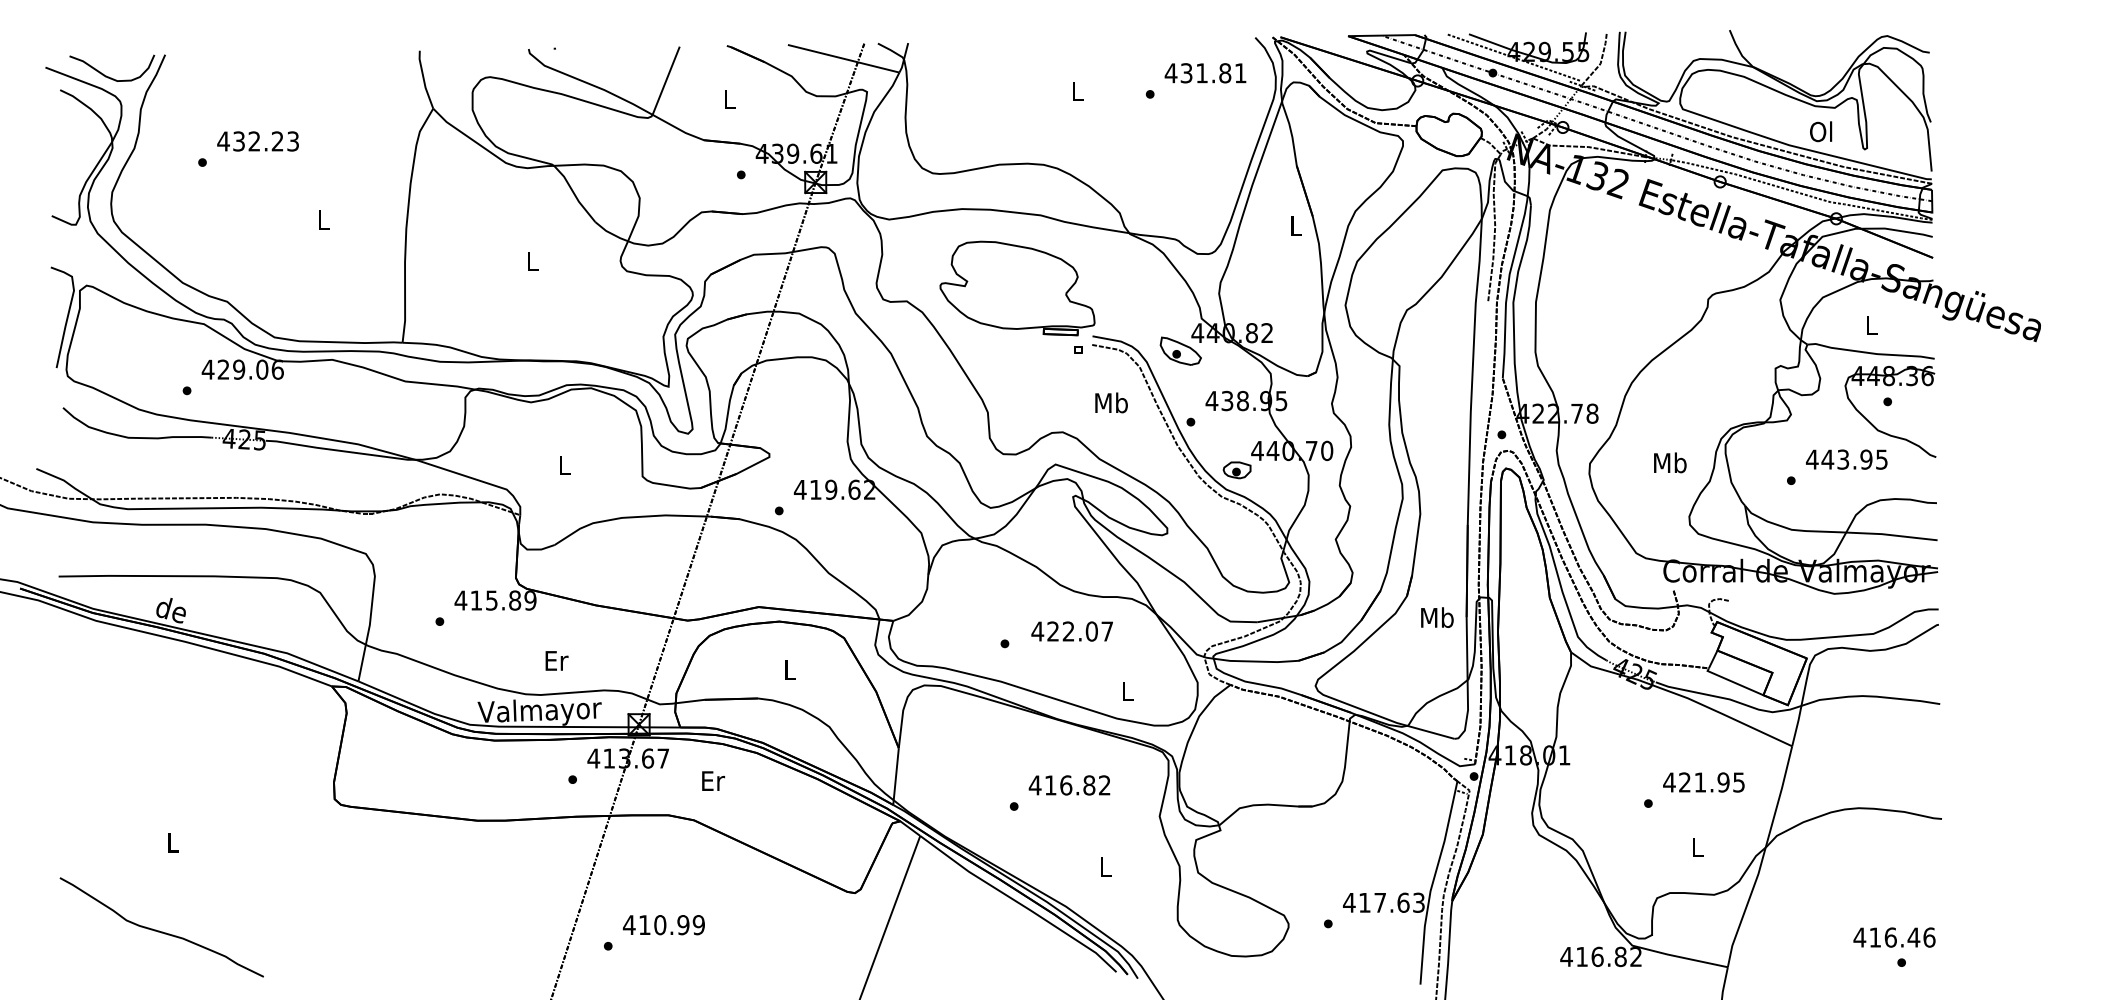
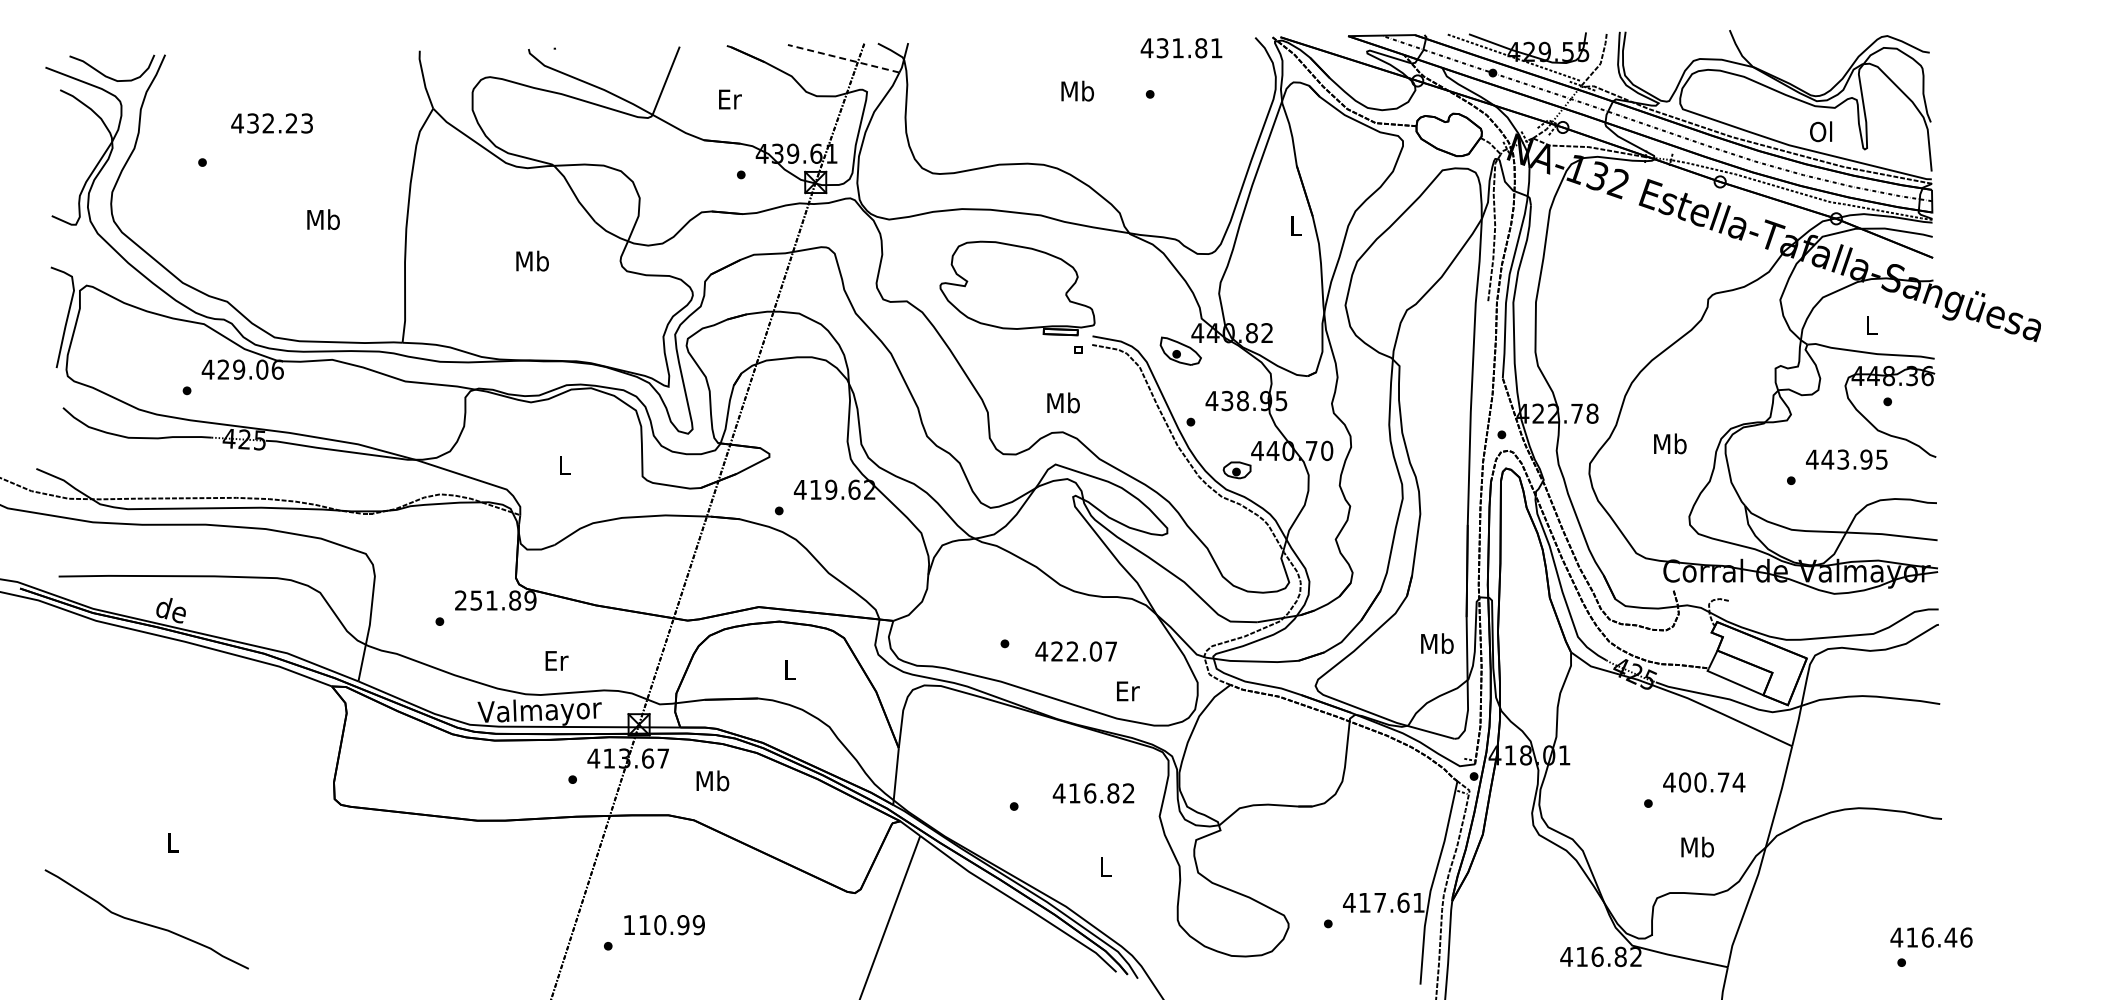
line: solid -> dashed (843, 58)
text position: (1205, 73) -> (1181, 48) (1181, 48)
text: L -> Mb (1077, 90)
text: L -> Er (730, 99)
text position: (257, 141) -> (271, 123) (271, 123)
text: L -> Mb (323, 219)
text: L -> Mb (532, 260)
text position: (1111, 402) -> (1063, 402) (1063, 402)
text position: (1670, 462) -> (1670, 443) (1670, 443)
text: 415.89 -> 251.89 (475, 600)
text position: (1437, 617) -> (1437, 643) (1437, 643)
text position: (1071, 631) -> (1075, 651) (1075, 651)
text: L -> Er (1128, 691)
text: Er -> Mb (712, 780)
text: 421.95 -> 400.74 (1712, 782)
text position: (1069, 785) -> (1093, 793) (1093, 793)
text: L -> Mb (1697, 846)
text: 417.63 -> 417.61 (1418, 902)
text: 410.99 -> 110.99 (628, 924)
curve position: (159, 930) -> (144, 922) (144, 922)
text position: (1894, 937) -> (1931, 937) (1931, 937)
